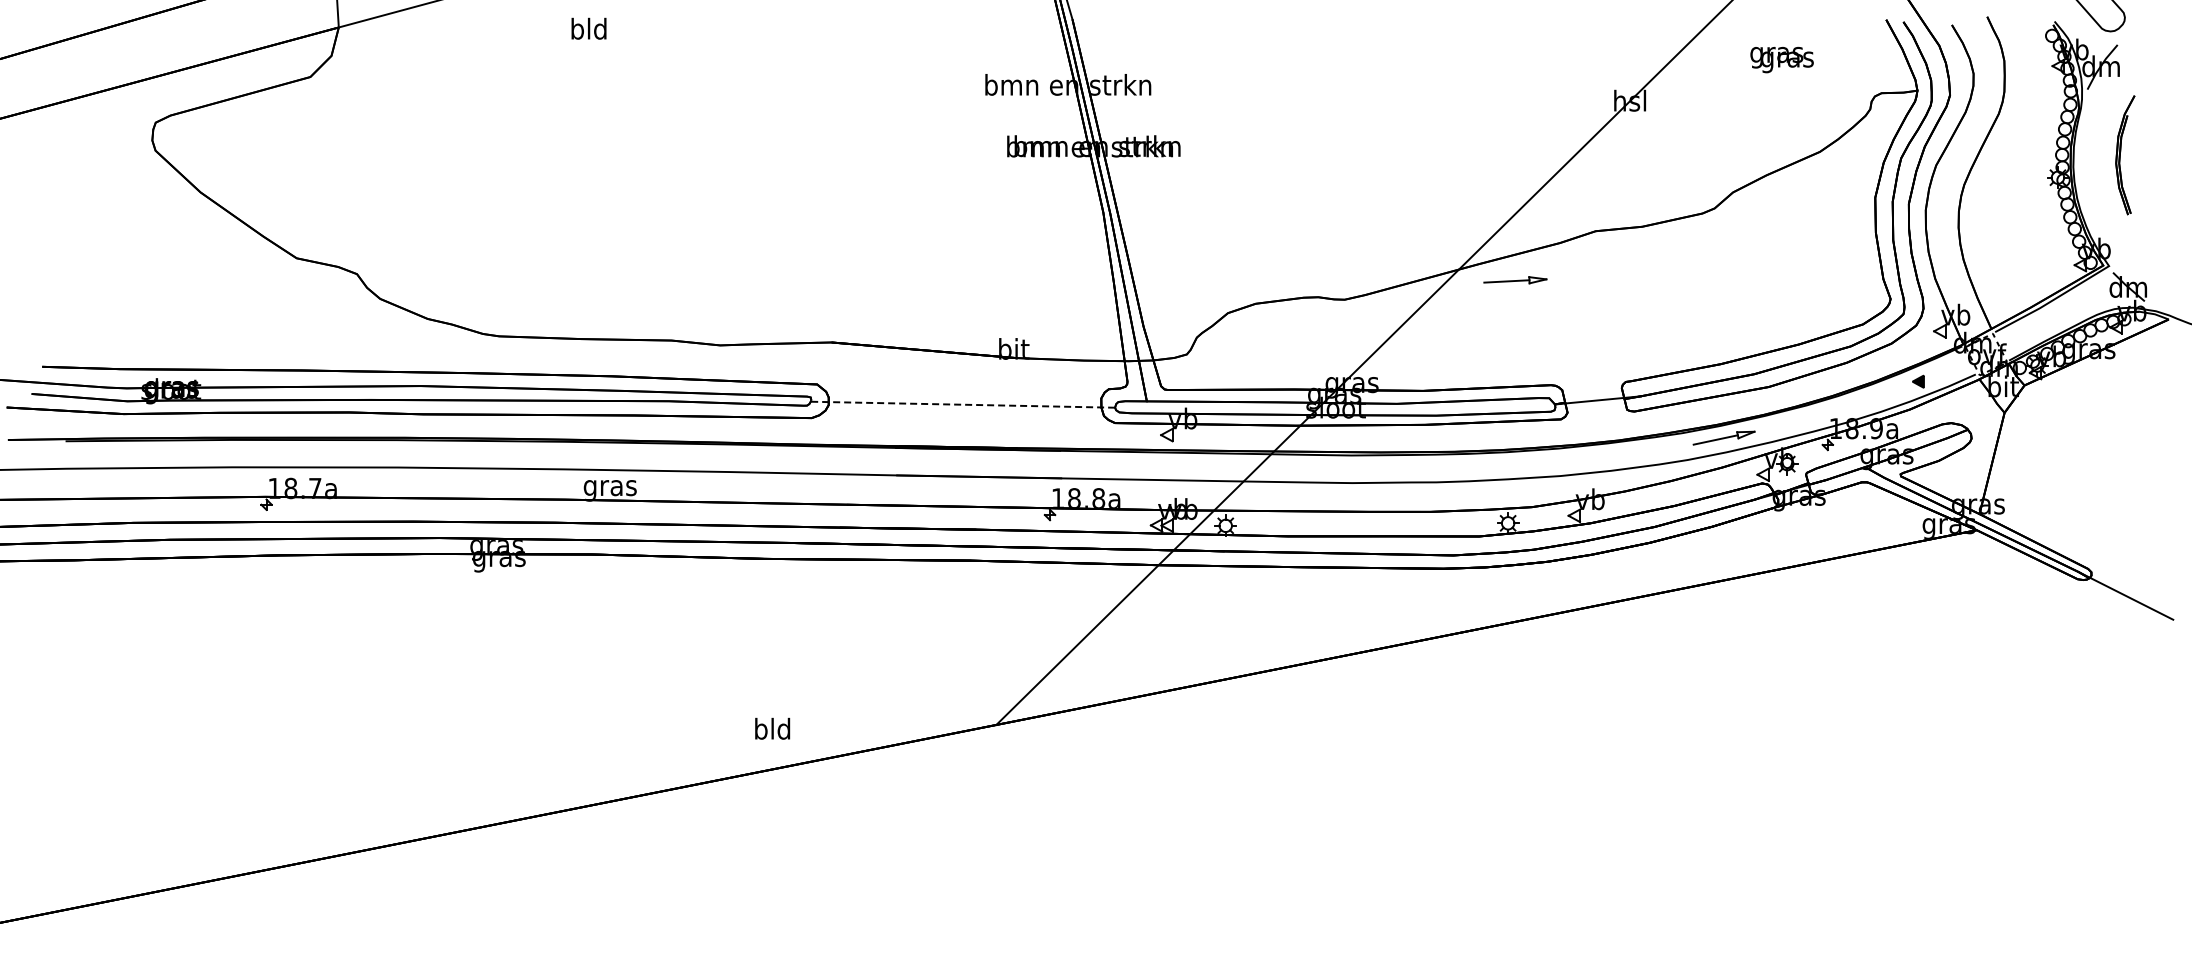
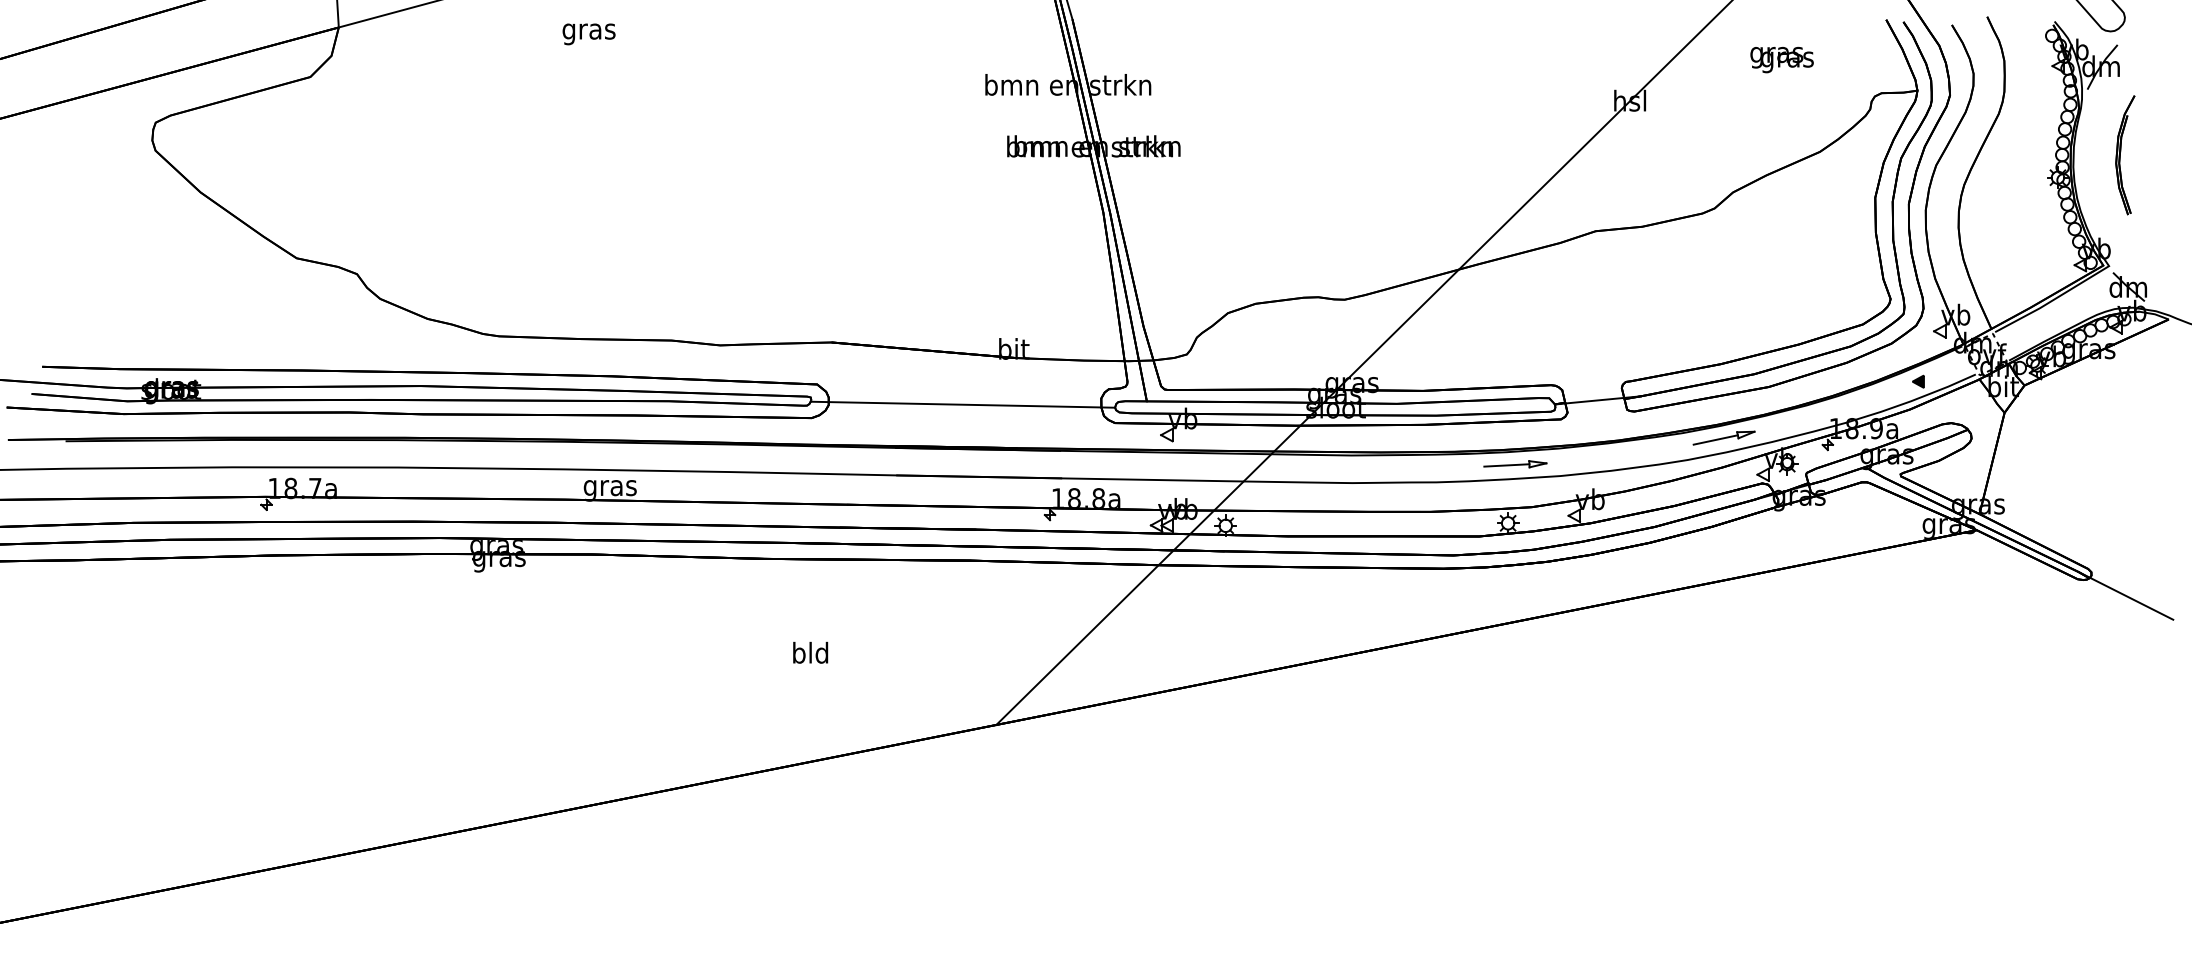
text: bld -> gras (588, 31)
part position: (1515, 280) -> (1515, 464) (1515, 464)
line: dashed -> solid (962, 404)
text position: (772, 728) -> (810, 652) (810, 652)
